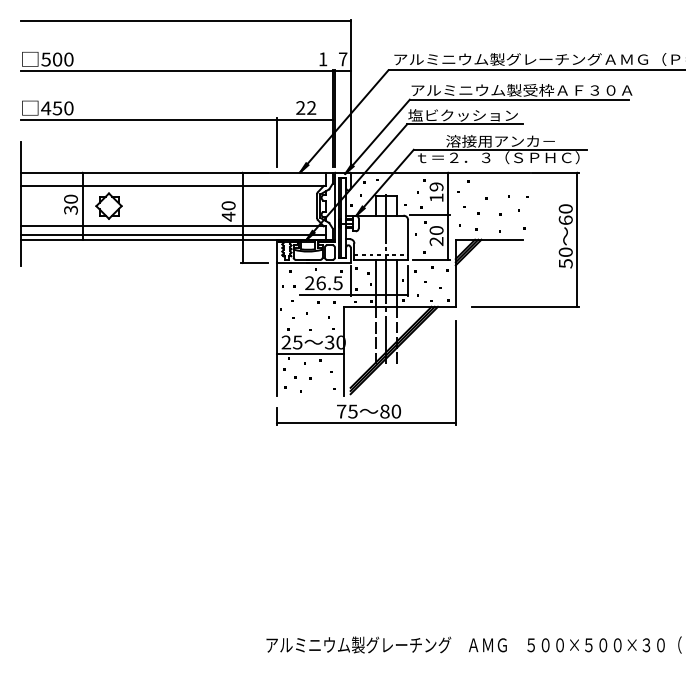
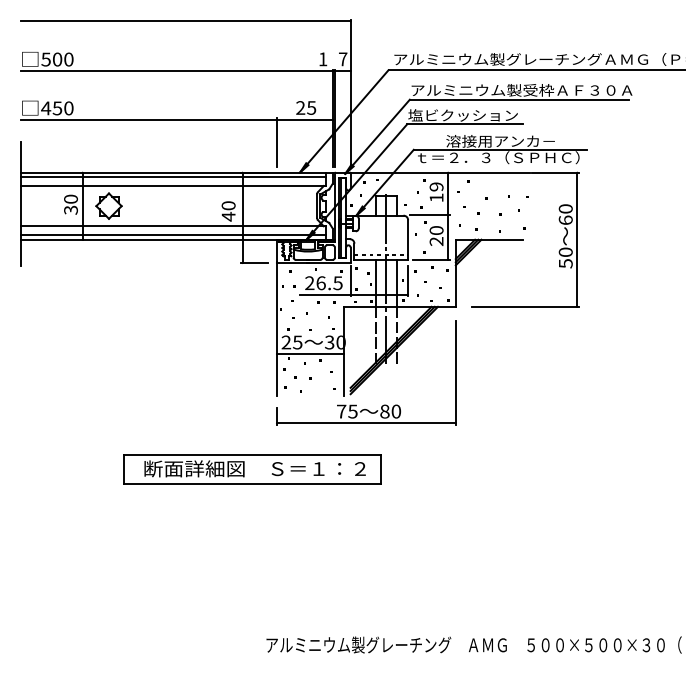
text: 22 -> 25 (311, 107)
line: none -> present (173, 177)
part: none -> present (252, 469)
